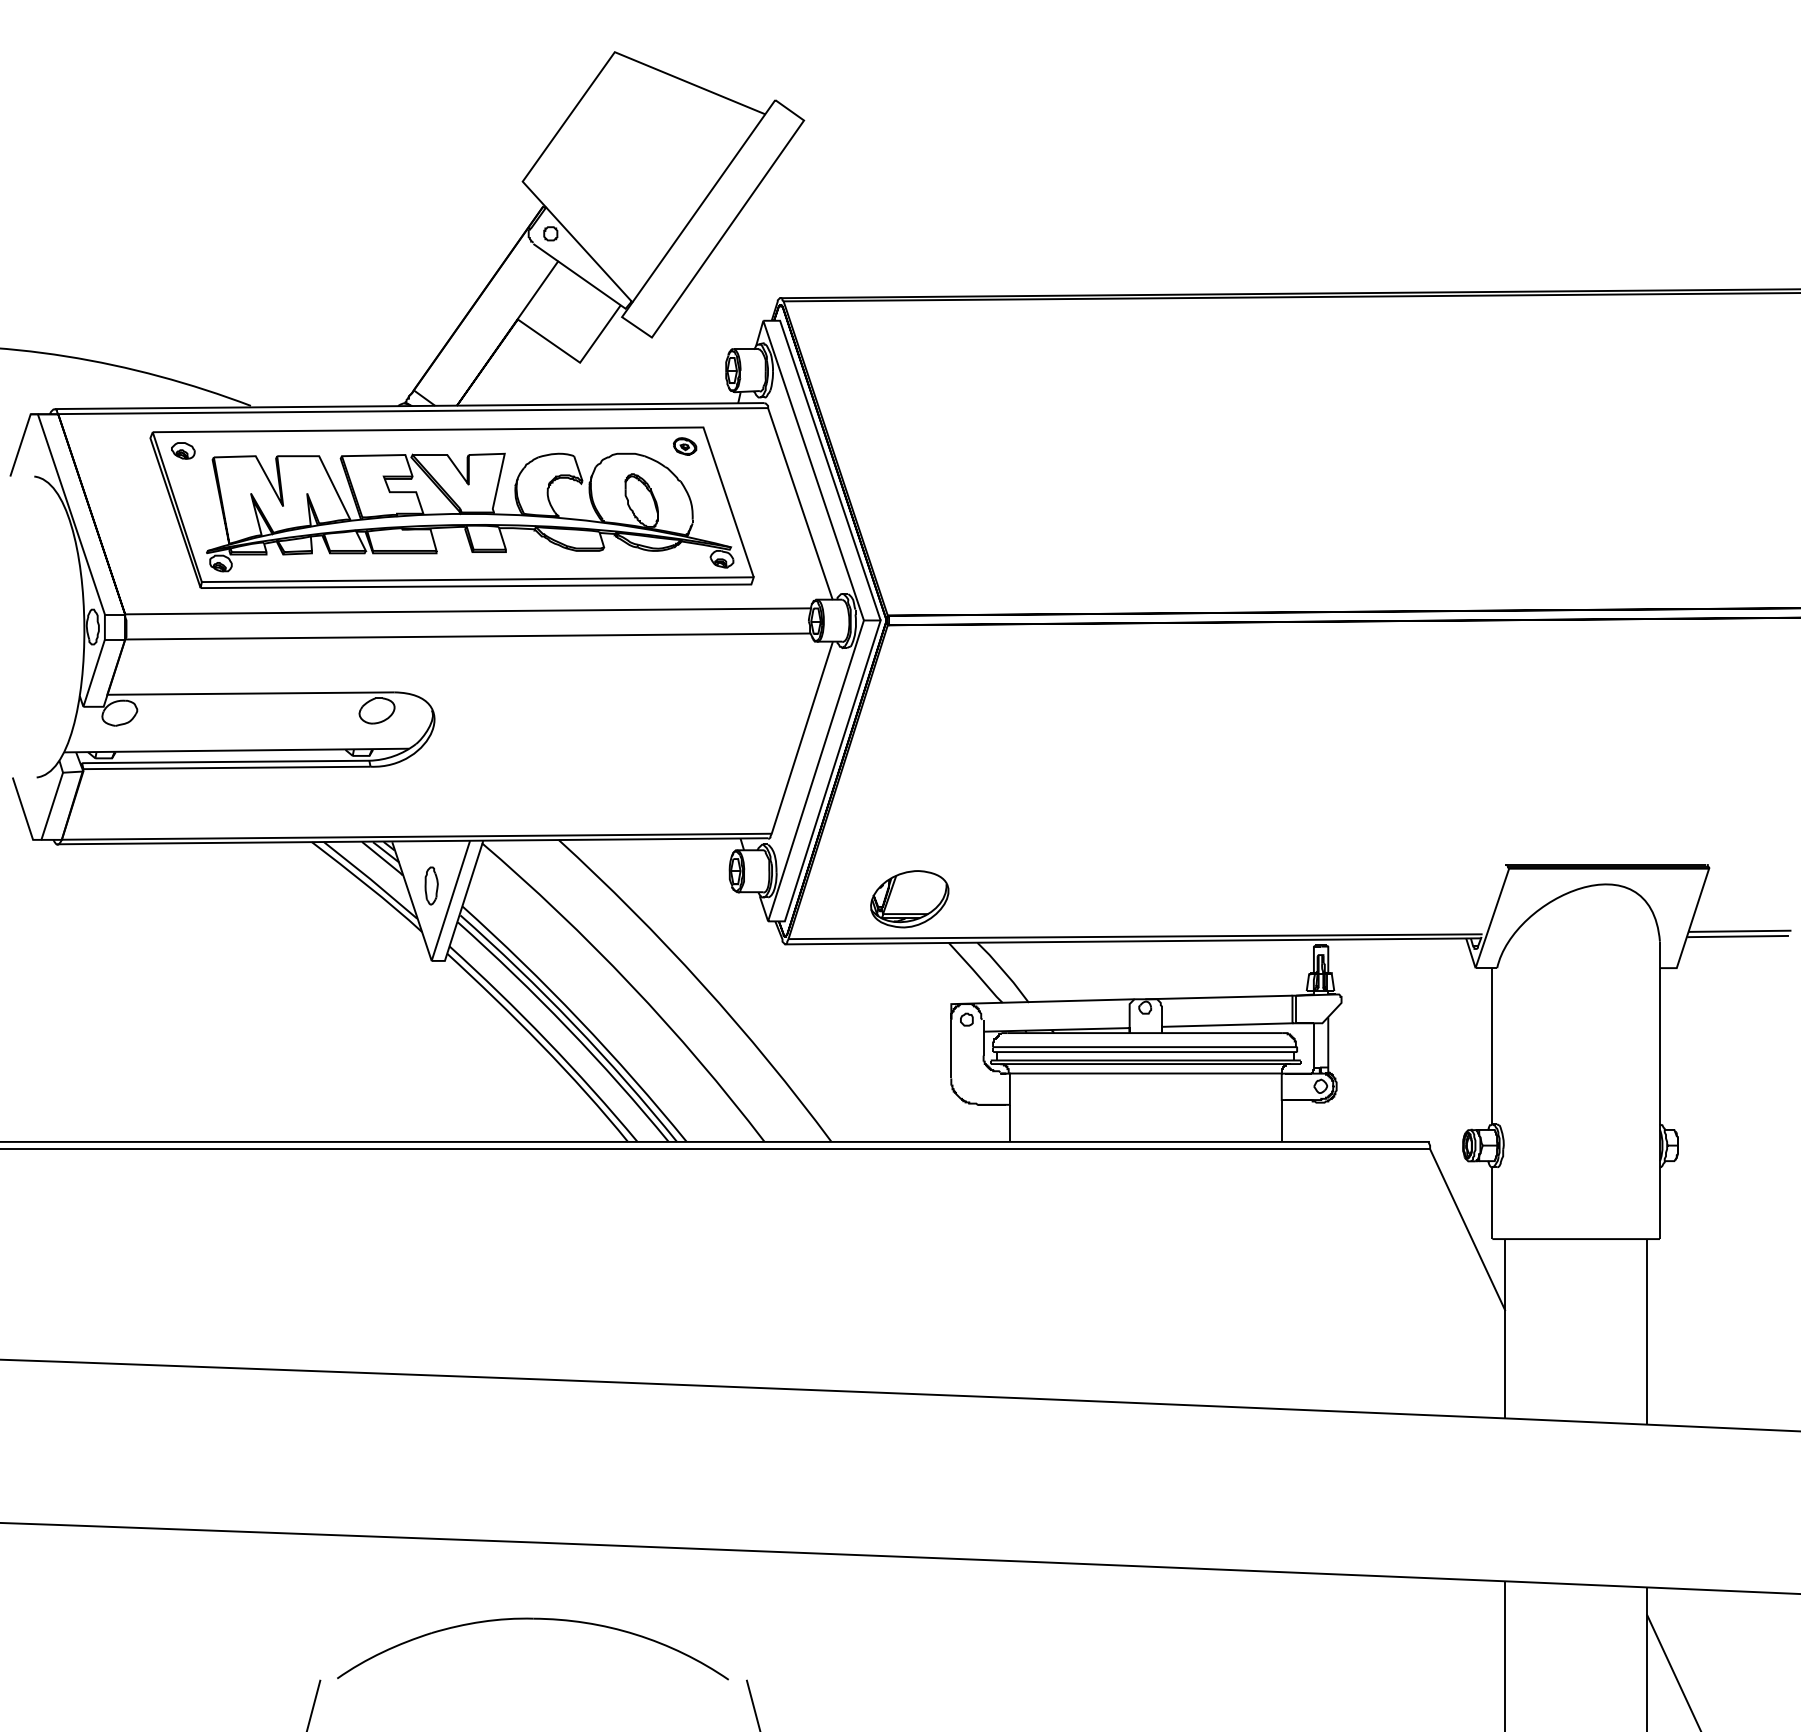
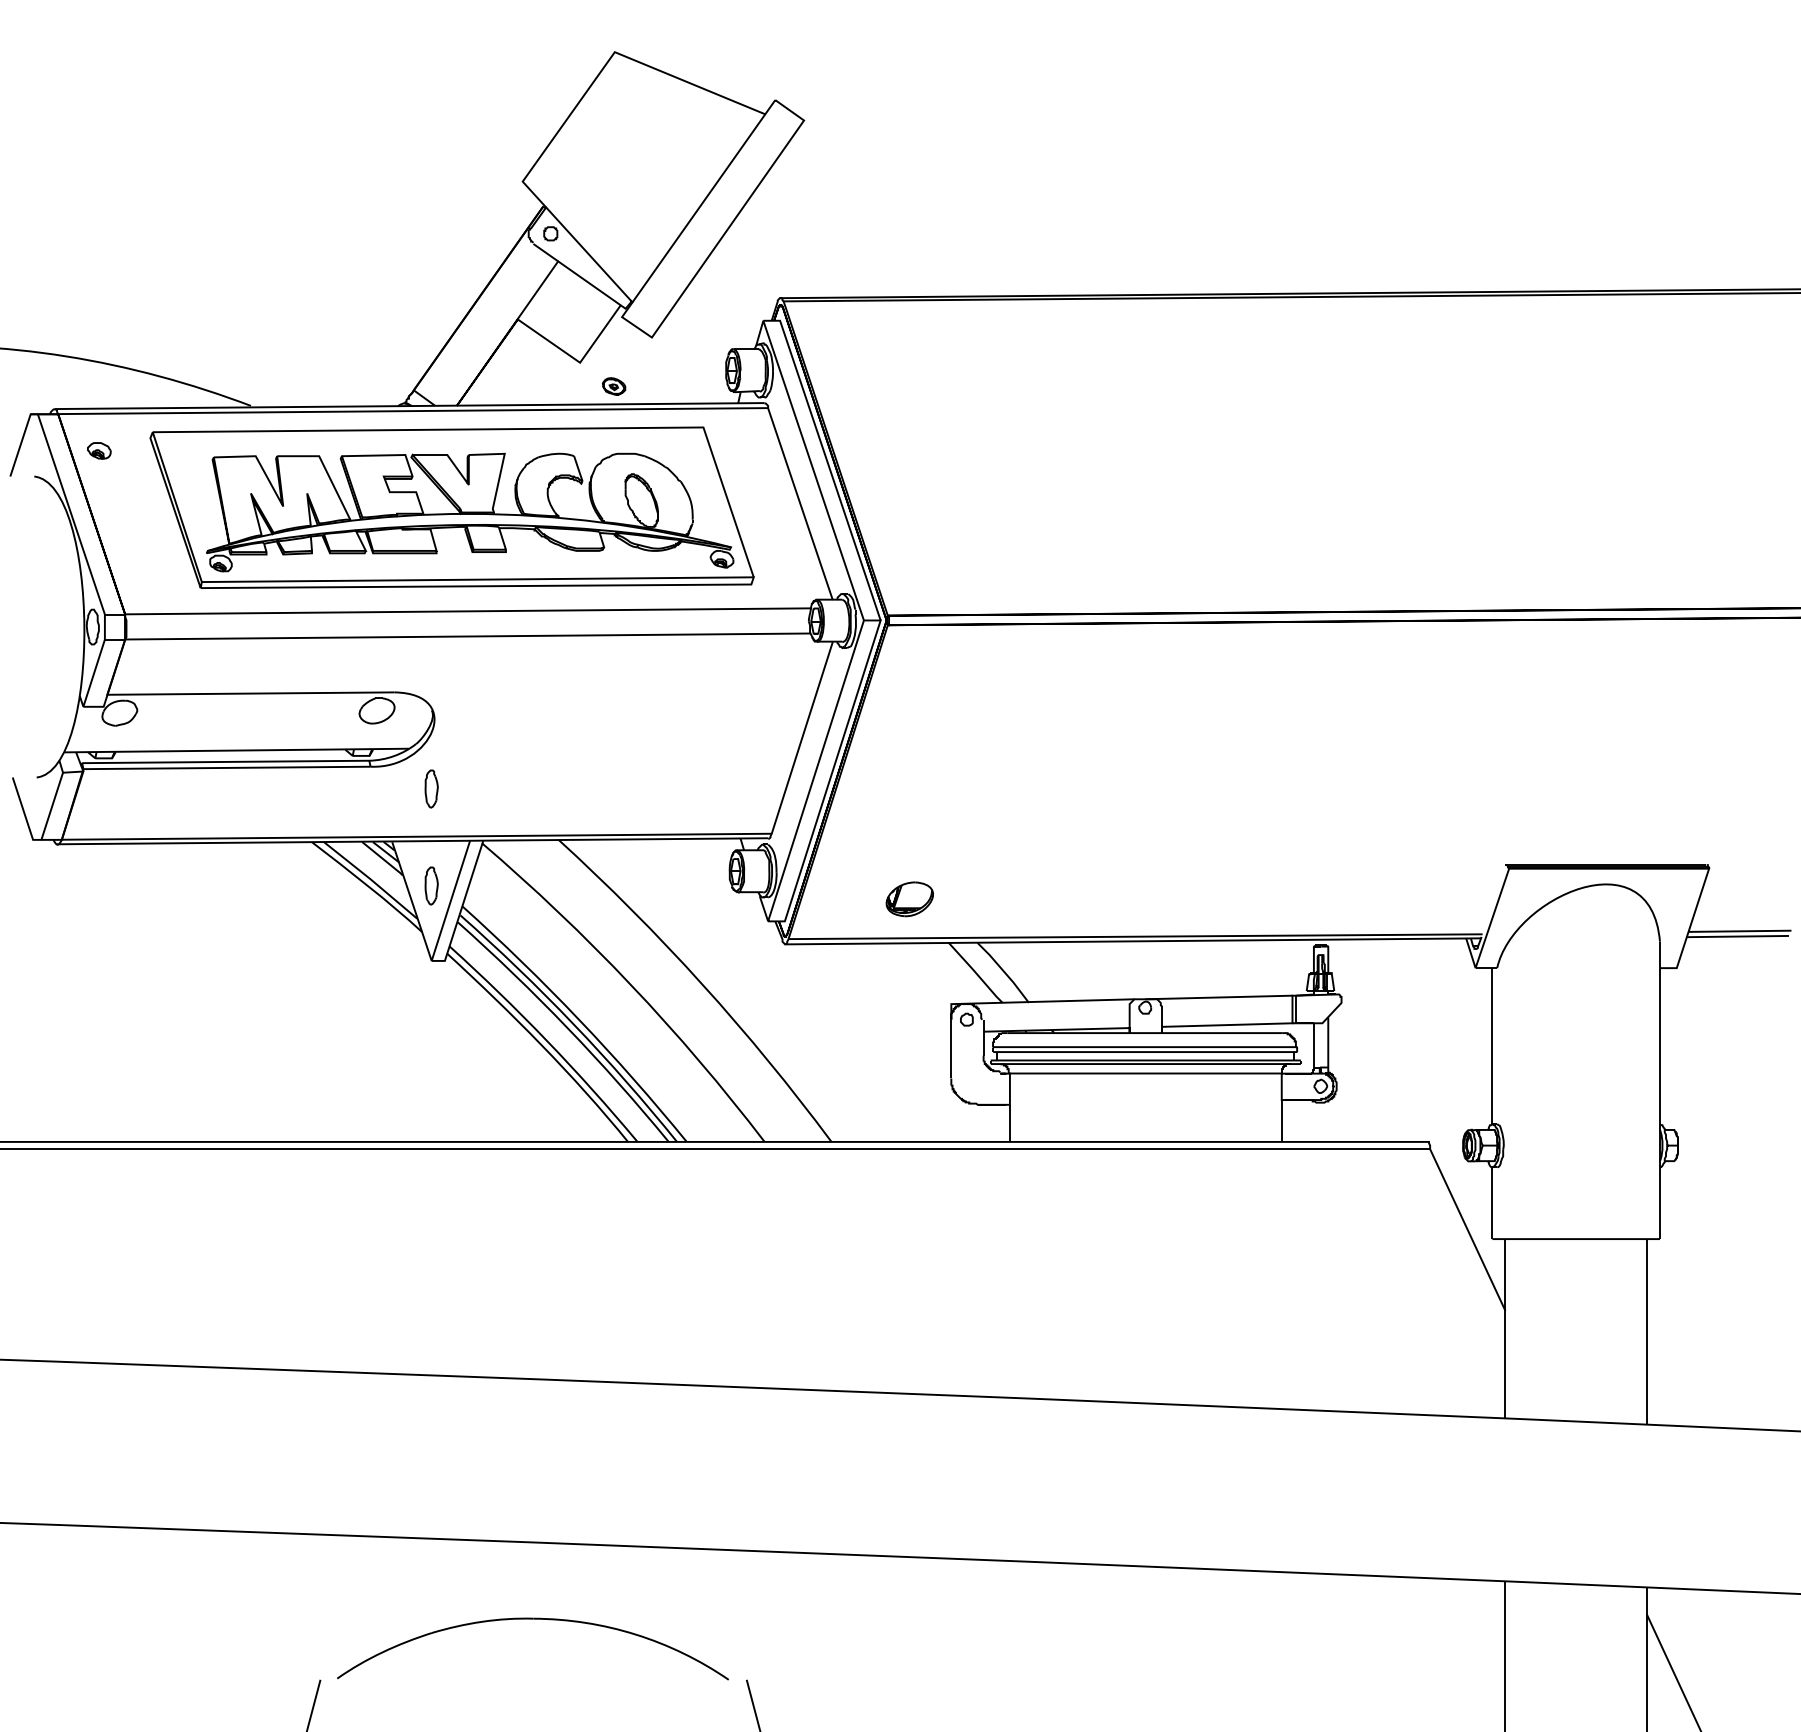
part position: (684, 446) -> (613, 386) (613, 386)
part position: (183, 450) -> (99, 450) (99, 450)
part: none -> present (431, 788)
part size: 80x59 px -> 49x37 px (909, 899)
